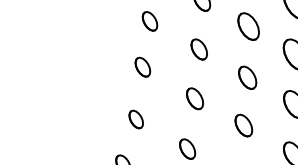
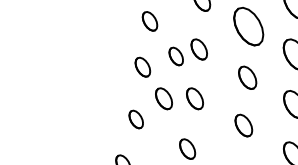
part size: 23x29 px -> 32x40 px (248, 26)
part: none -> present (175, 56)
part: none -> present (163, 98)
